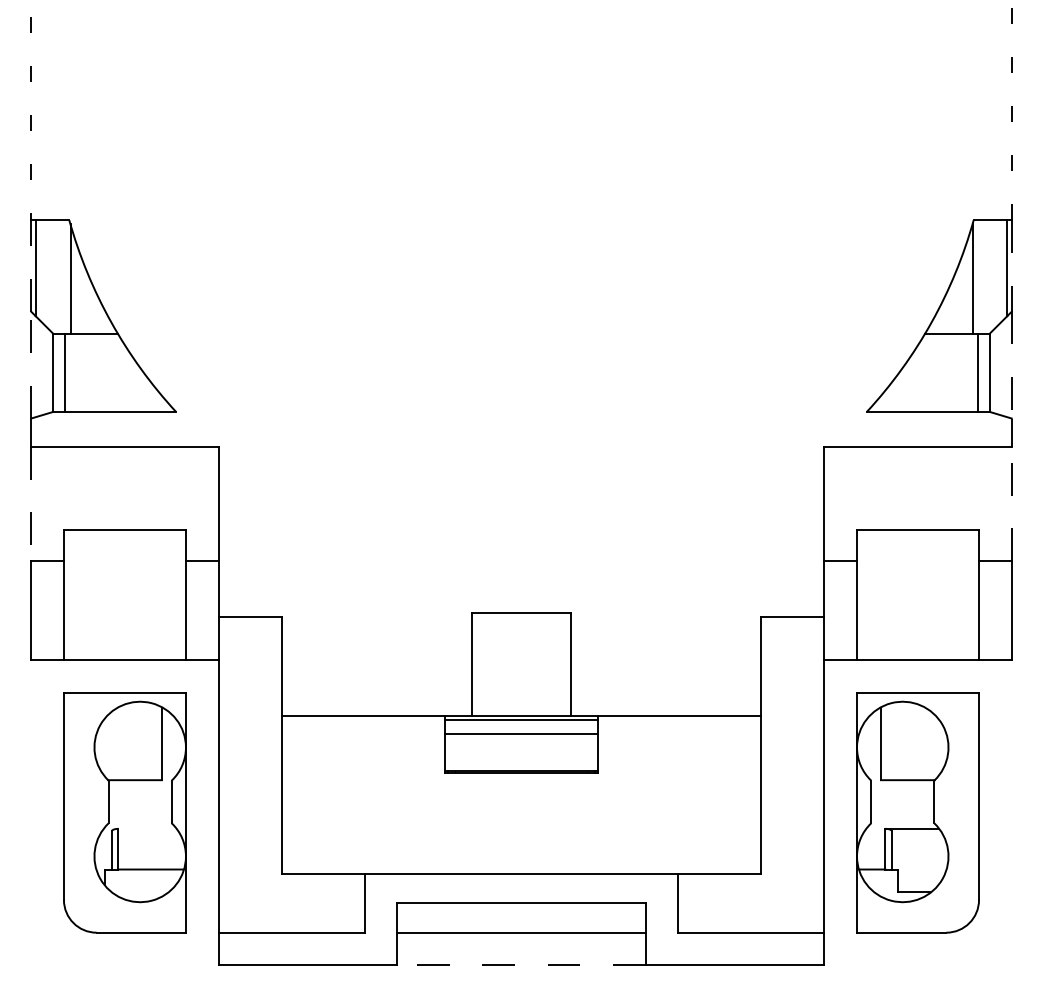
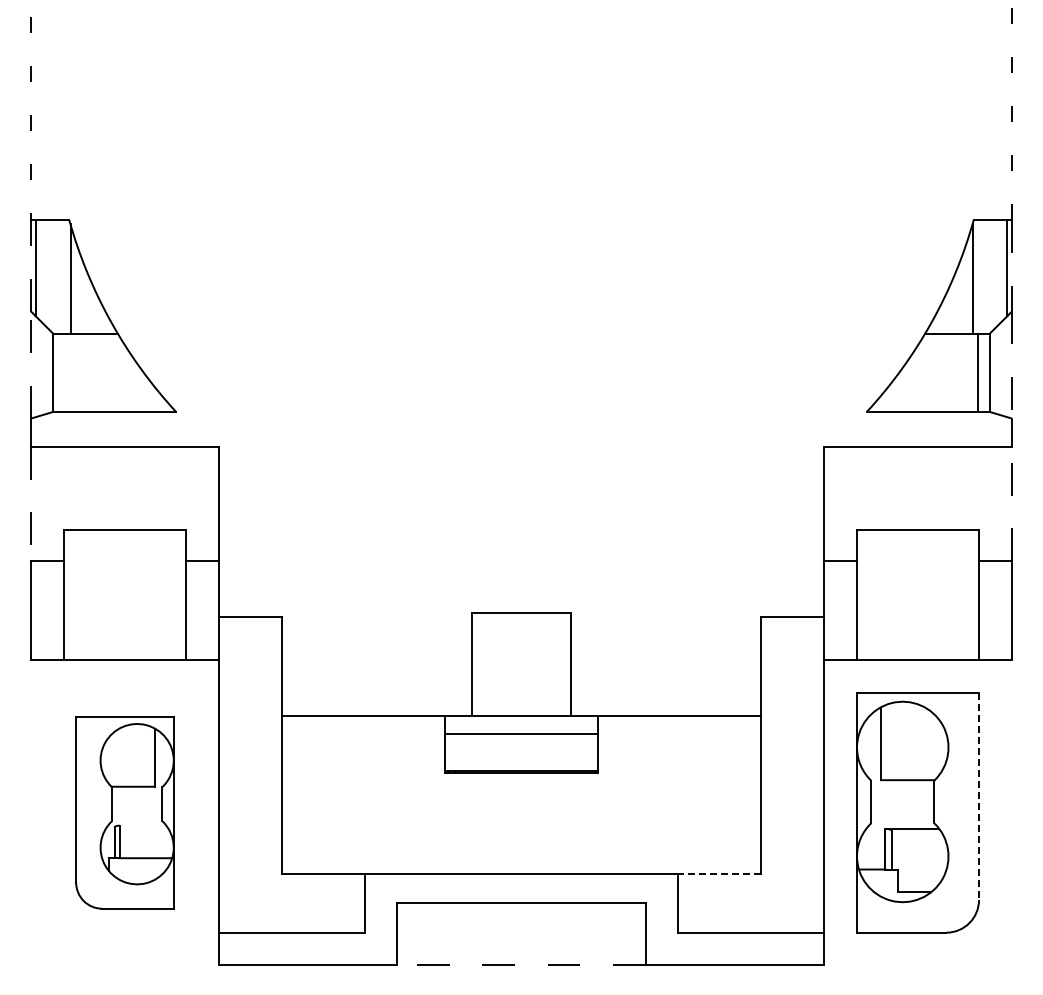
line: present -> none (65, 372)
line: present -> none (521, 720)
line: solid -> dashed (979, 797)
part size: 124x242 px -> 100x194 px (124, 812)
line: solid -> dashed (719, 873)
line: present -> none (521, 932)
